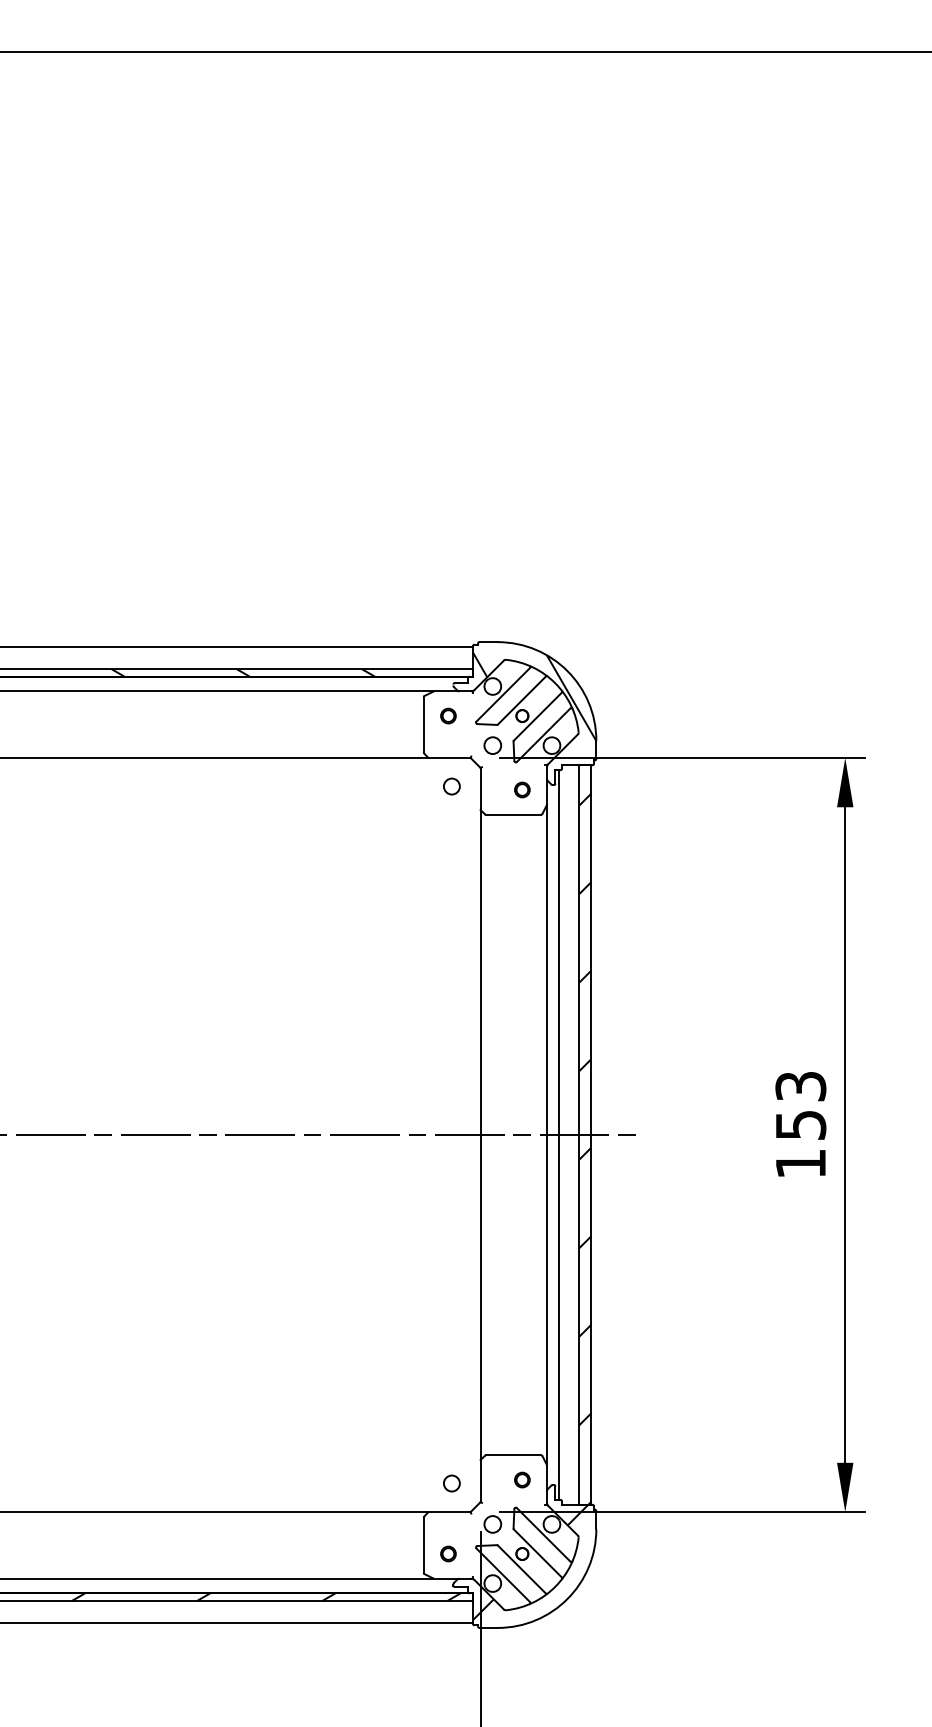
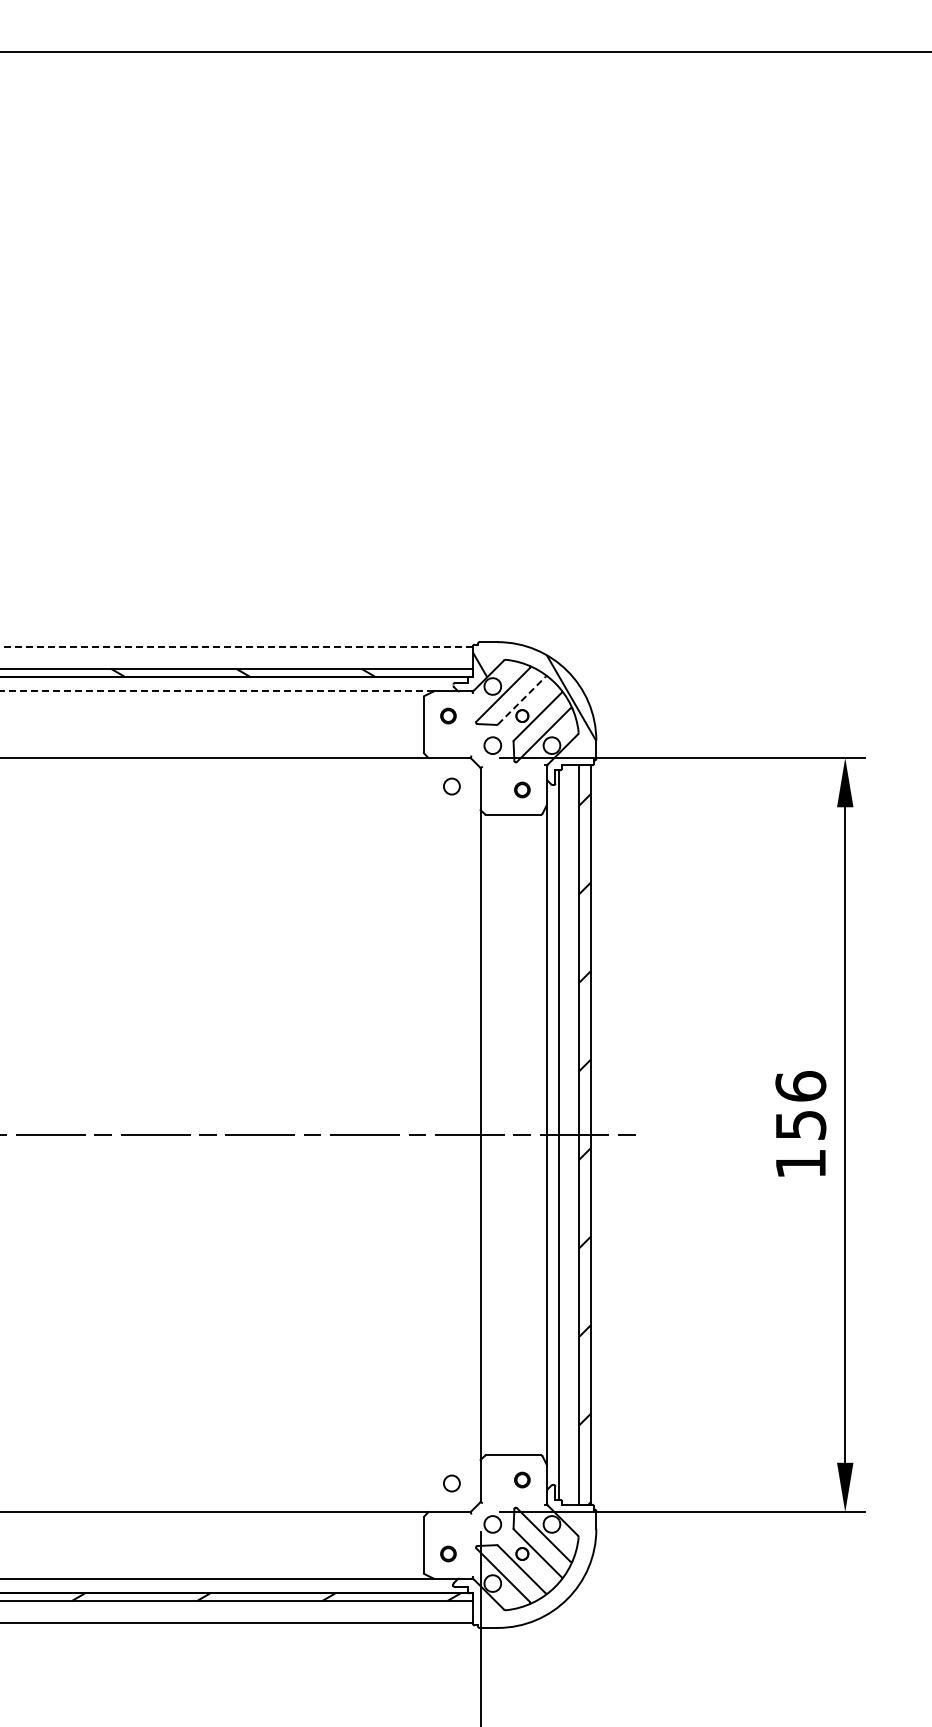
line: solid -> dashed (236, 647)
line: solid -> dashed (217, 691)
line: solid -> dashed (521, 700)
text: 153 -> 156 (800, 1086)
hatch: present -> none (530, 1562)
